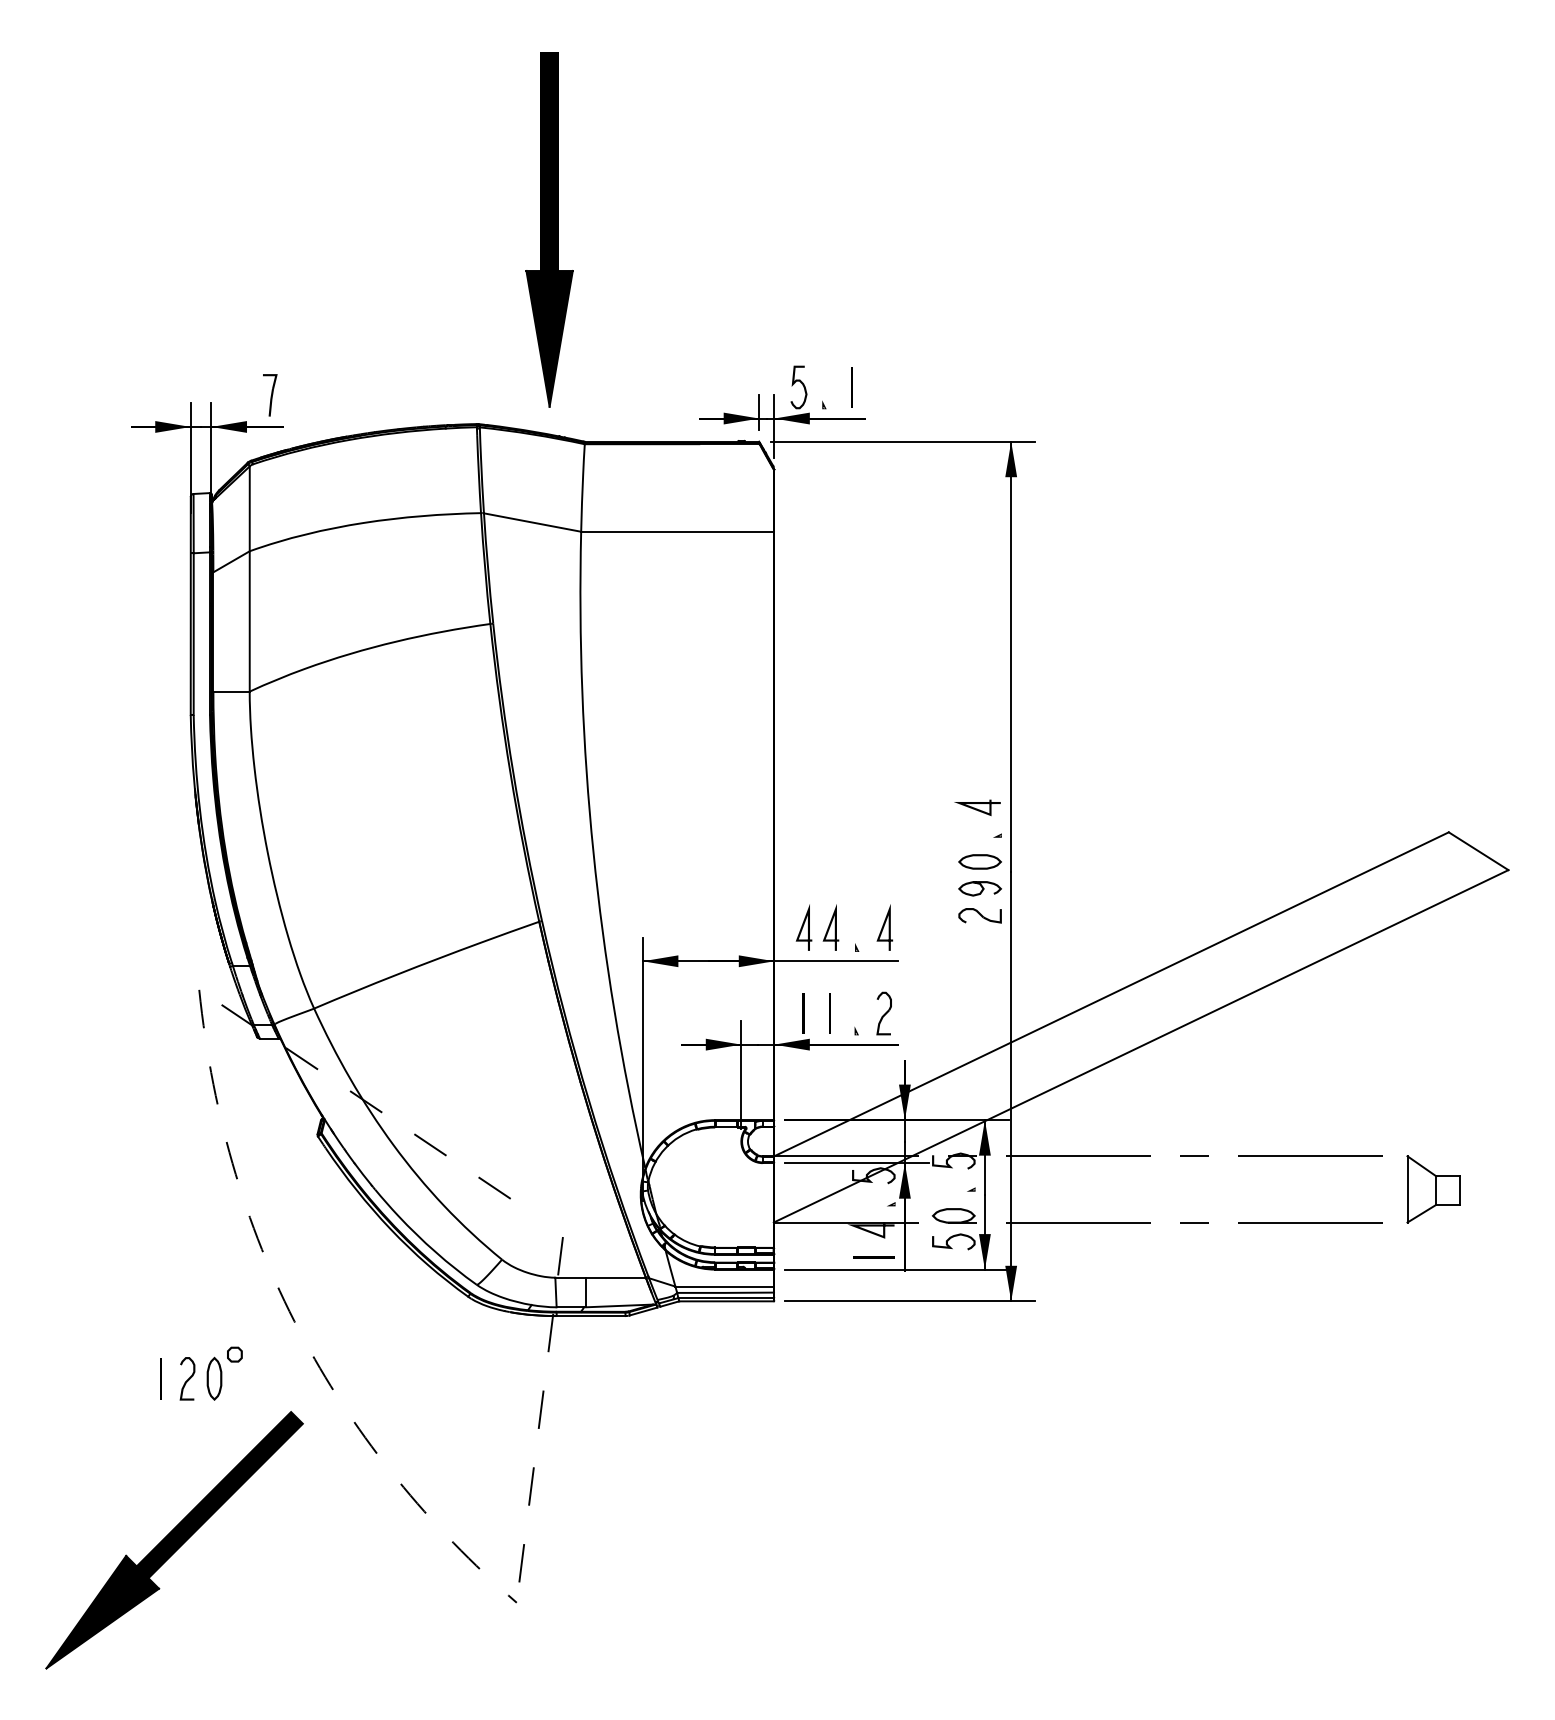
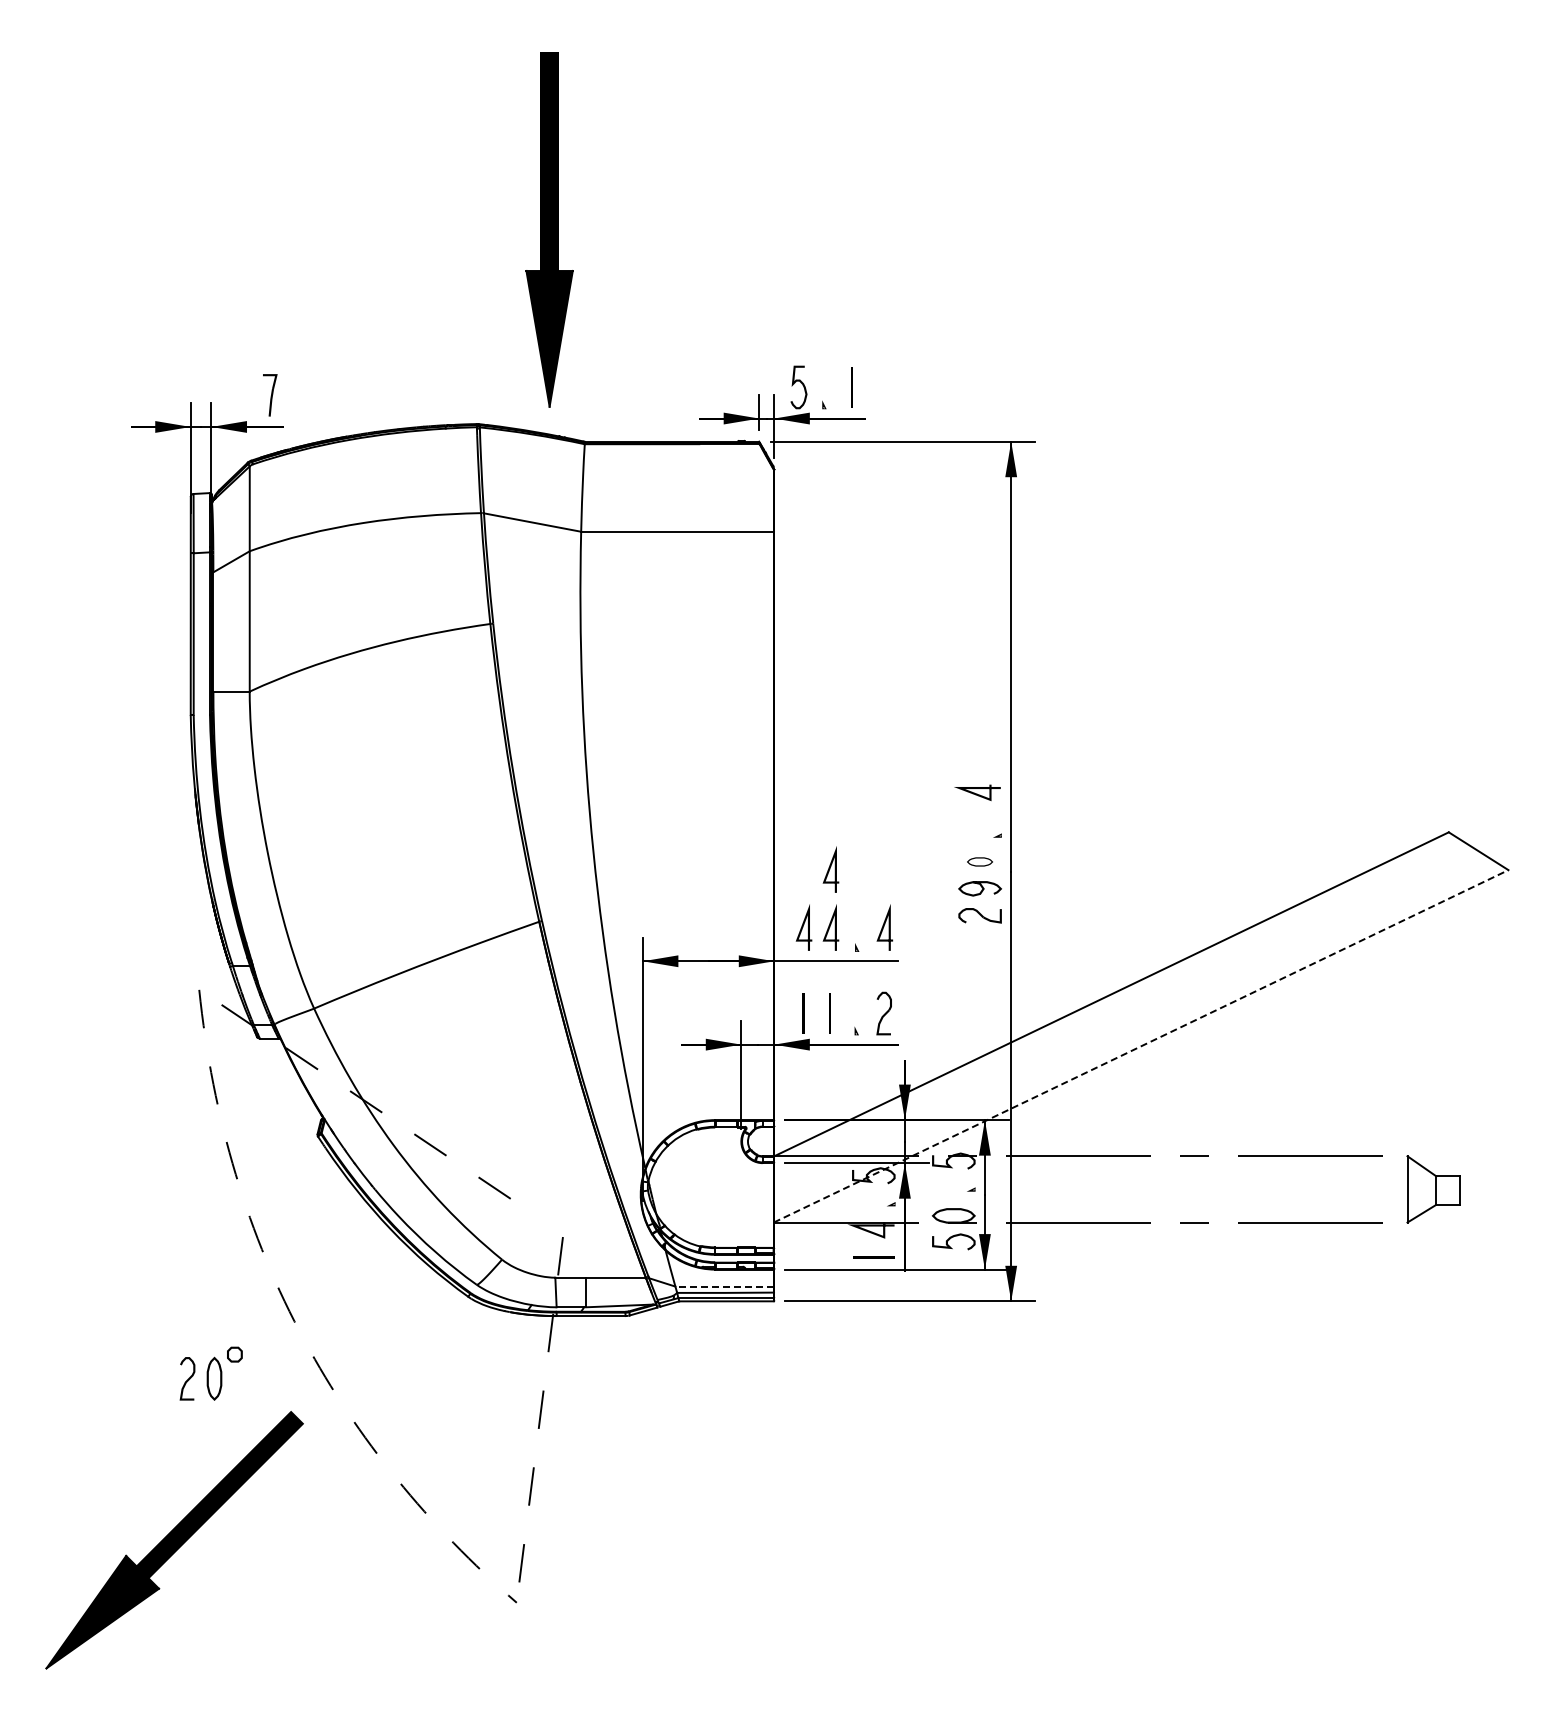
line position: (977, 808) -> (977, 793) (977, 793)
part size: 44x16 px -> 26x10 px (979, 861)
line: none -> present (830, 869)
line: solid -> dashed (1141, 1046)
line: solid -> dashed (724, 1286)
line: present -> none (160, 1378)
